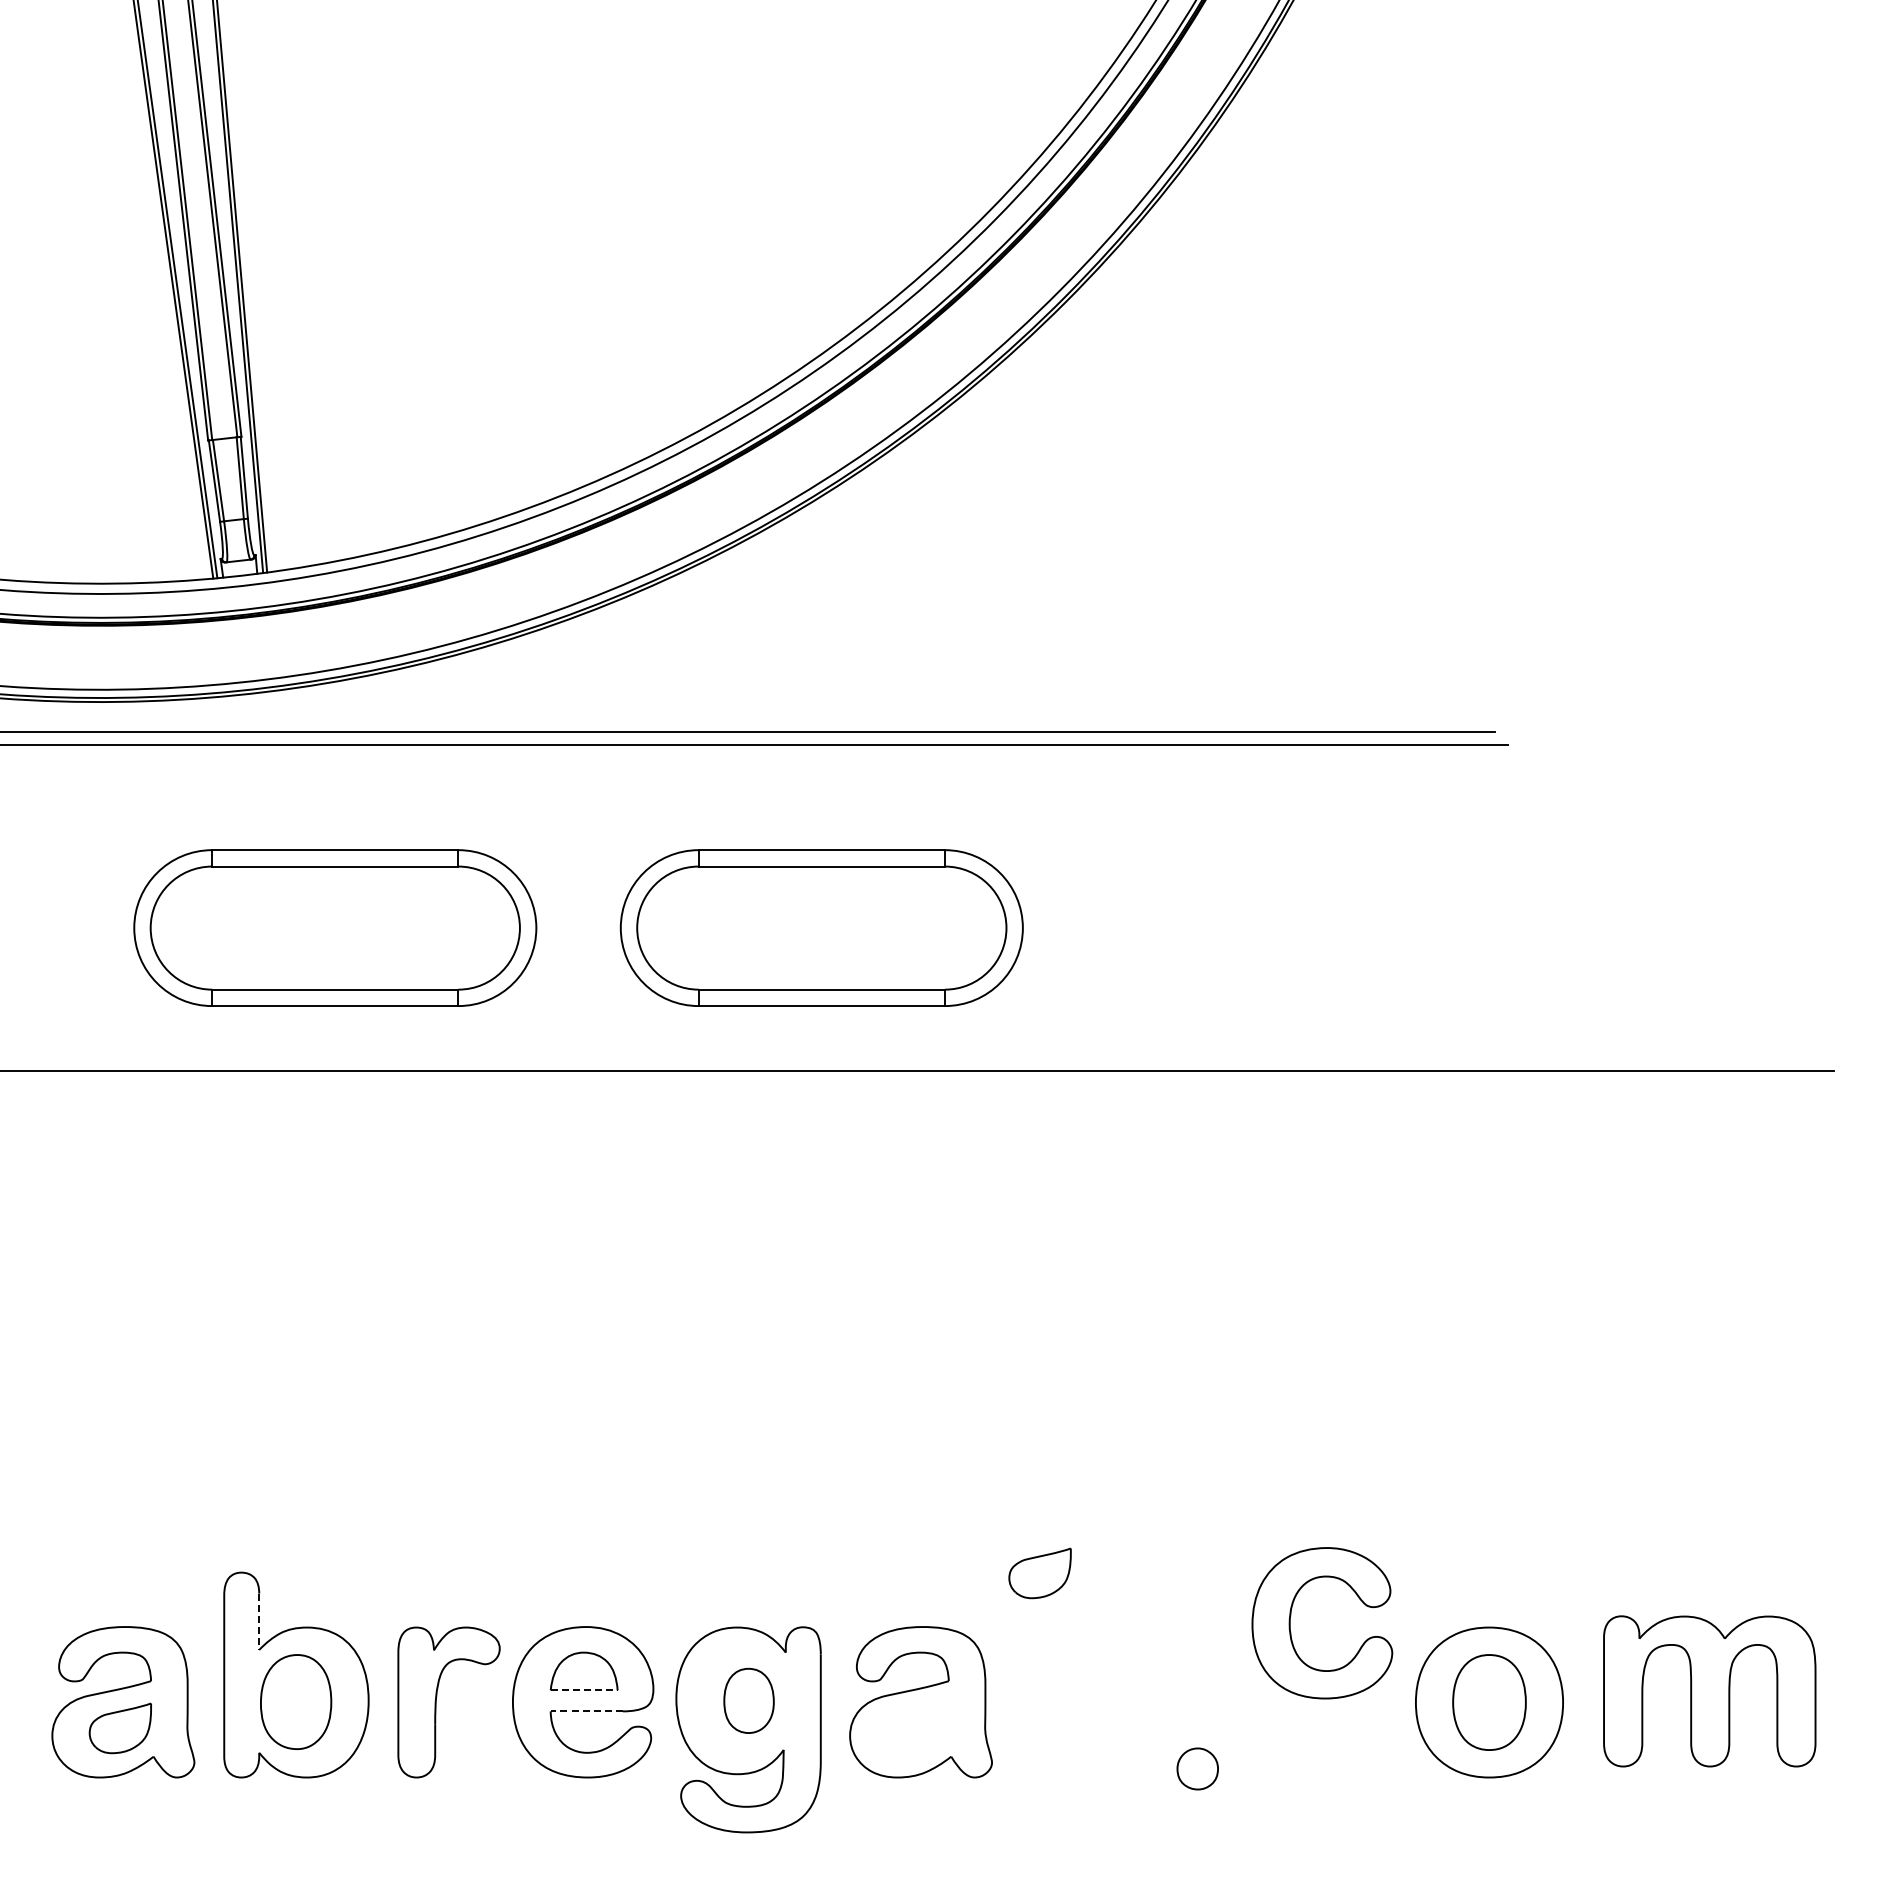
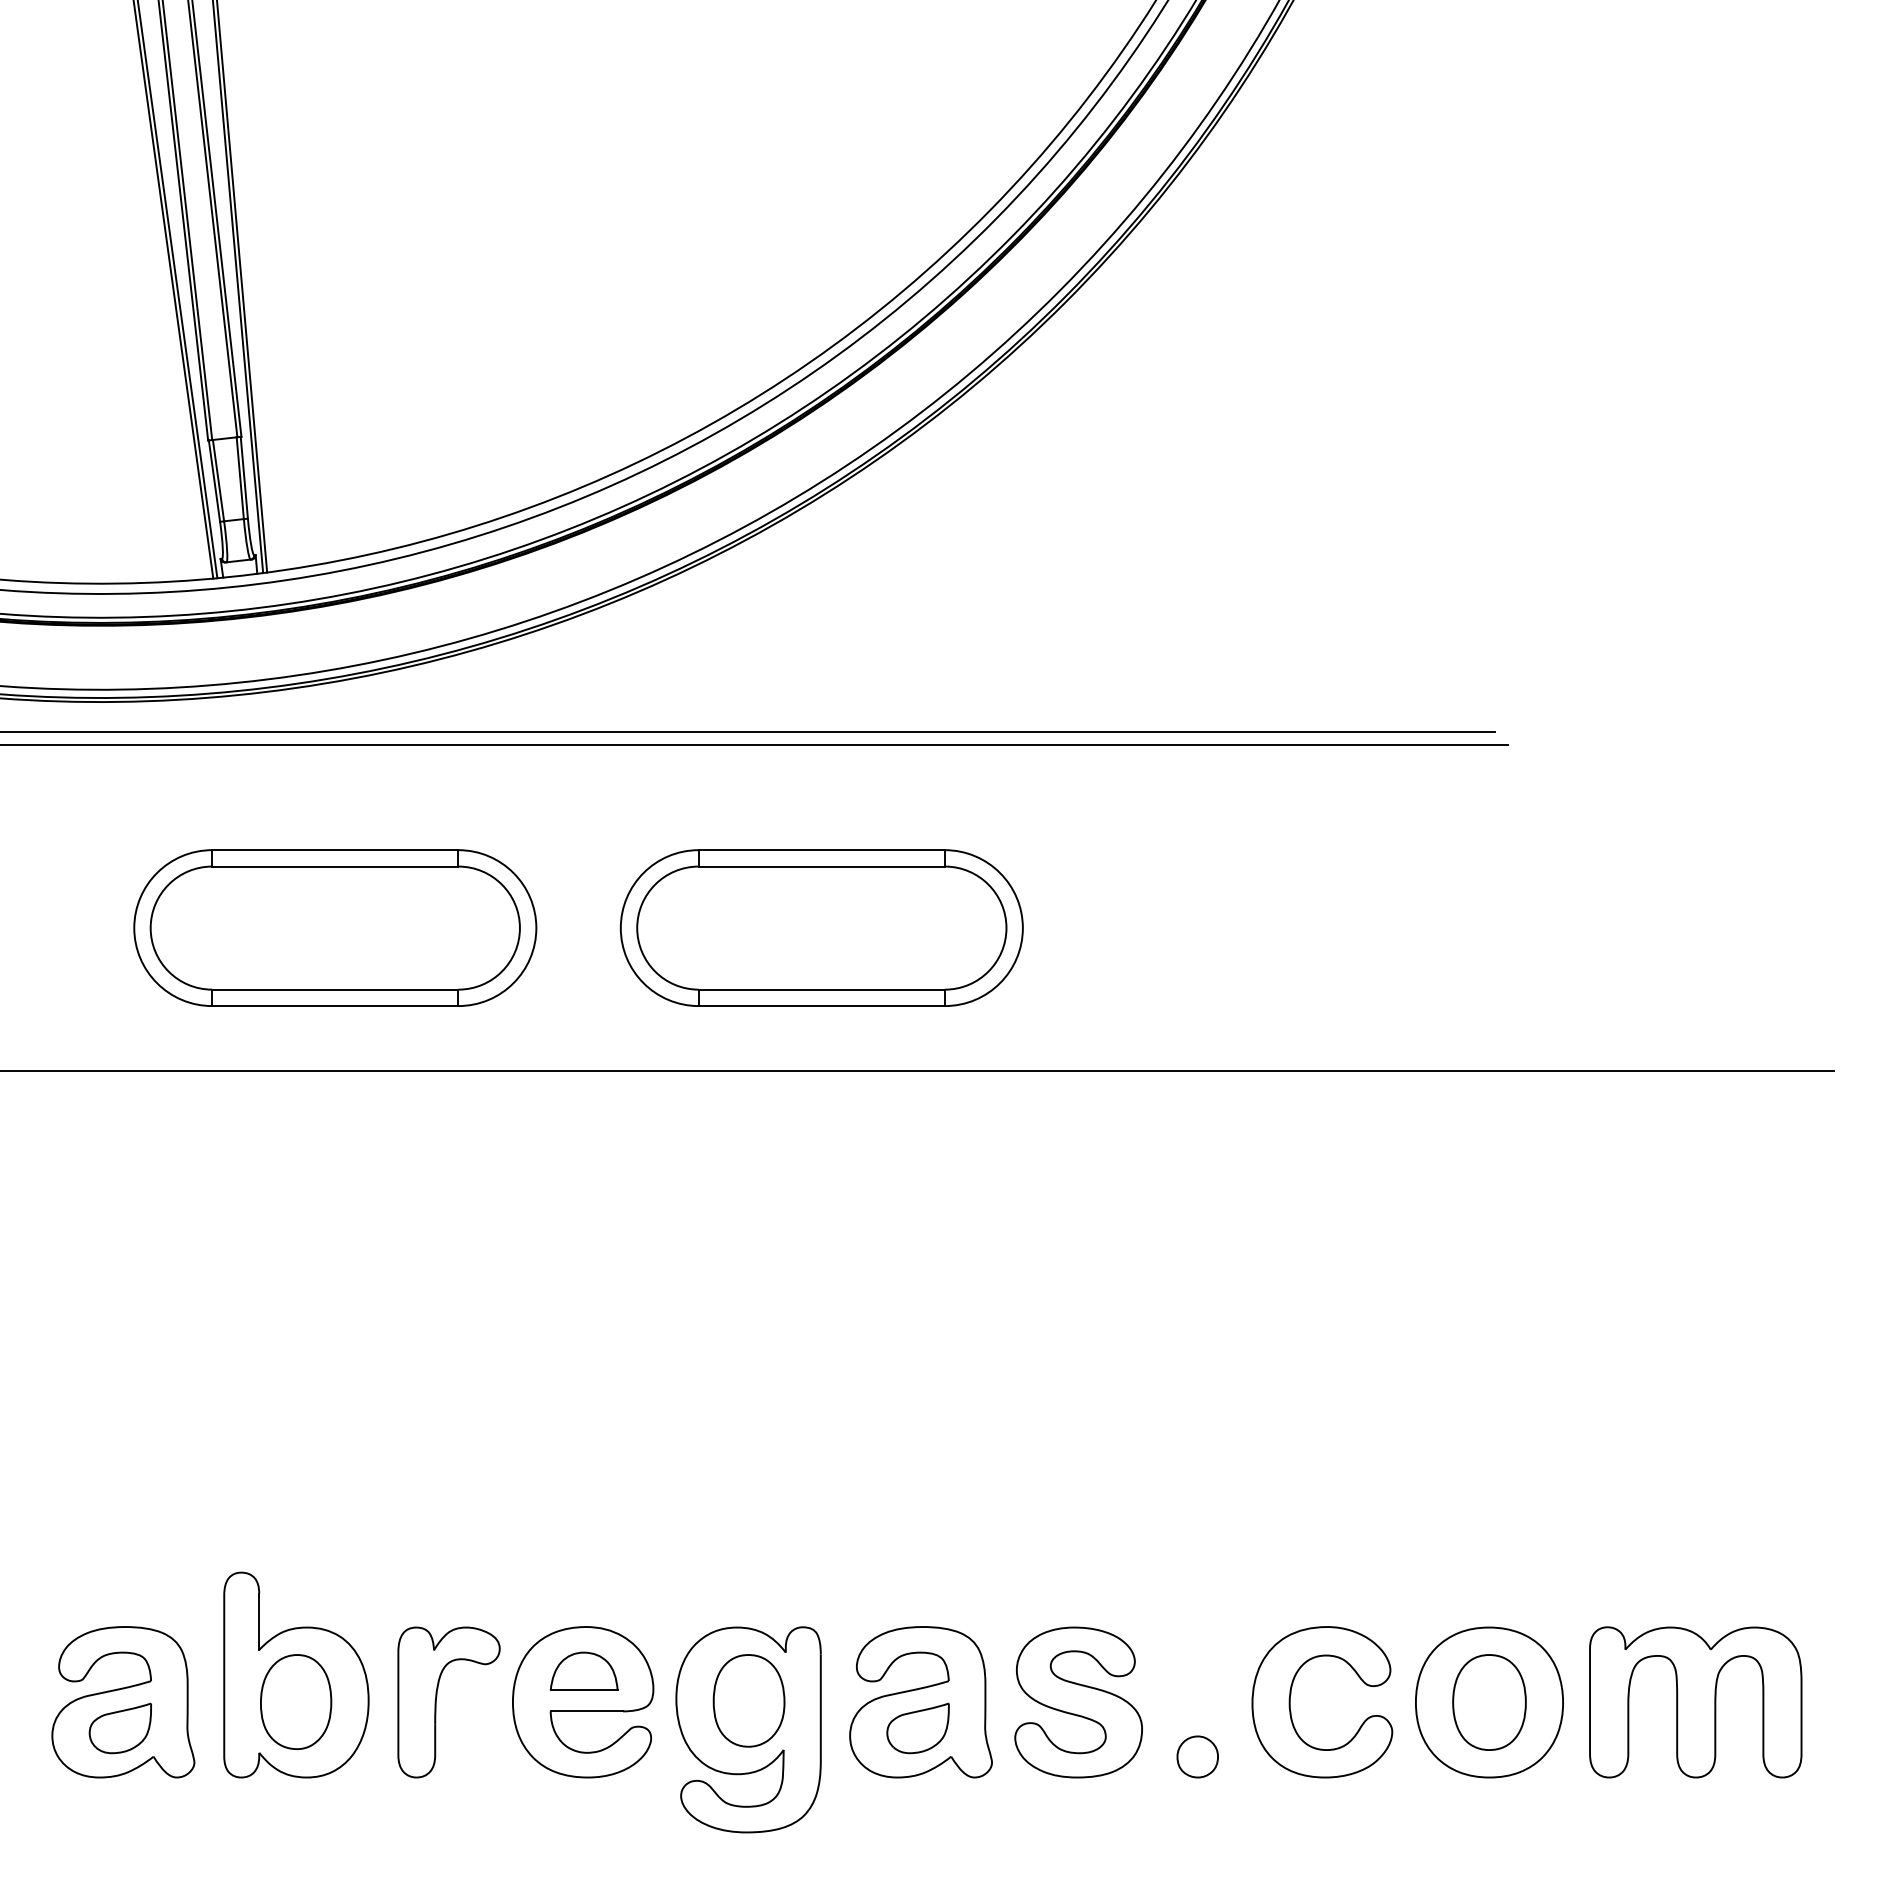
part position: (1039, 1573) -> (917, 1728) (917, 1728)
line: dashed -> solid (259, 1622)
part position: (1290, 1623) -> (1290, 1702) (1290, 1702)
line: dashed -> solid (584, 1690)
part position: (1709, 1691) -> (1695, 1702) (1695, 1702)
part size: 52x67 px -> 74x94 px (748, 1700)
part: none -> present (1078, 1702)
line: dashed -> solid (586, 1711)
part position: (1197, 1768) -> (1197, 1756) (1197, 1756)
